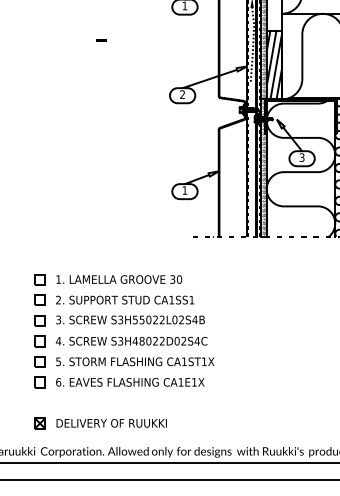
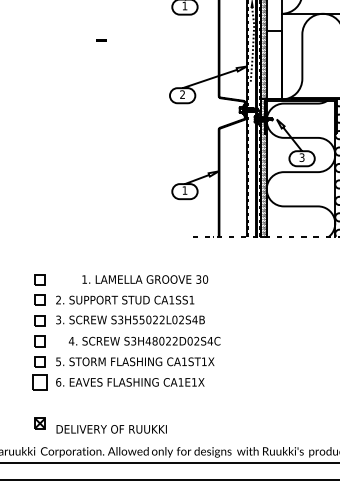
hatch: present -> none (273, 64)
text position: (119, 279) -> (145, 279) (145, 279)
text position: (131, 340) -> (144, 340) (144, 340)
part size: 12x13 px -> 16x17 px (39, 382)
text position: (111, 423) -> (111, 429) (111, 429)
